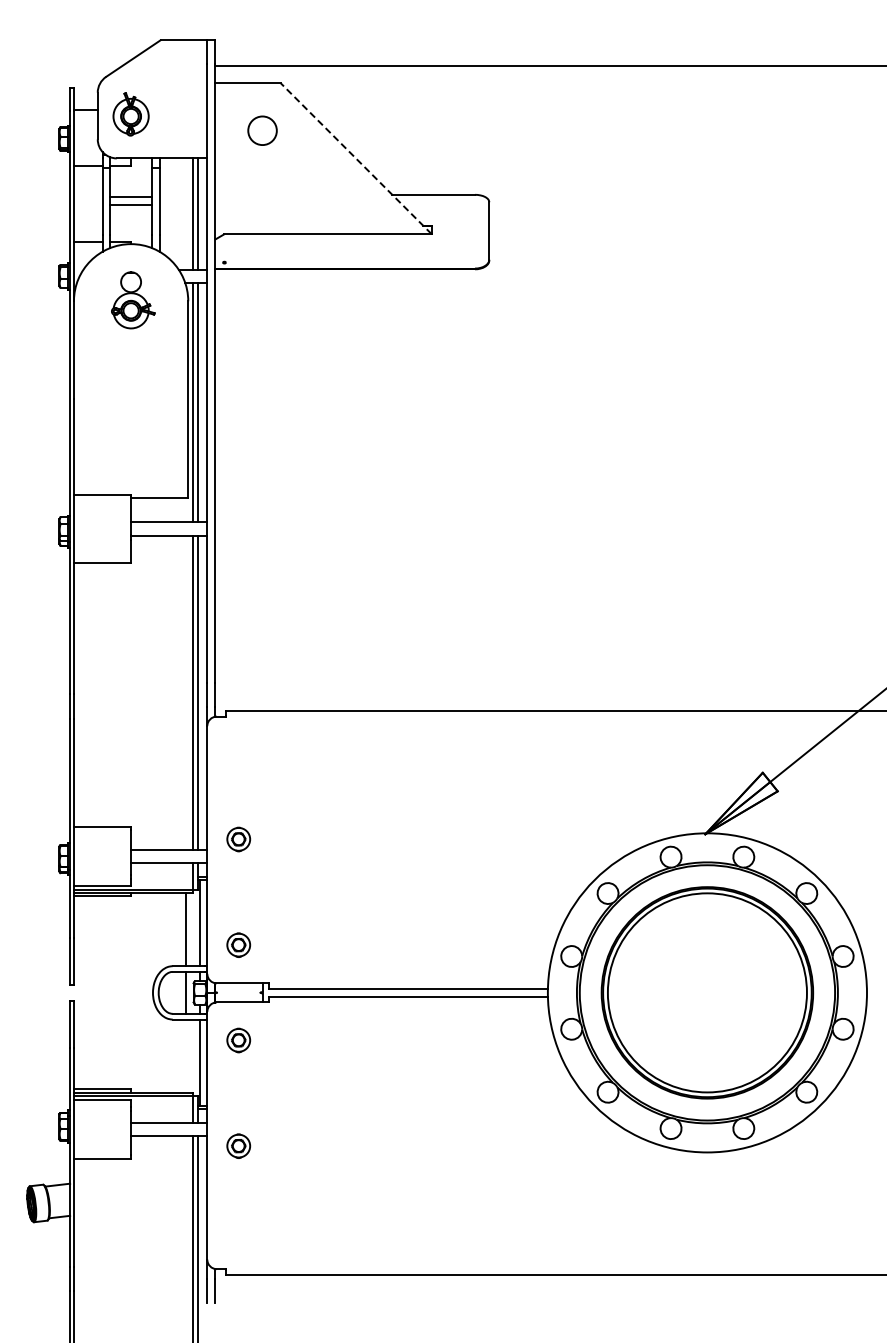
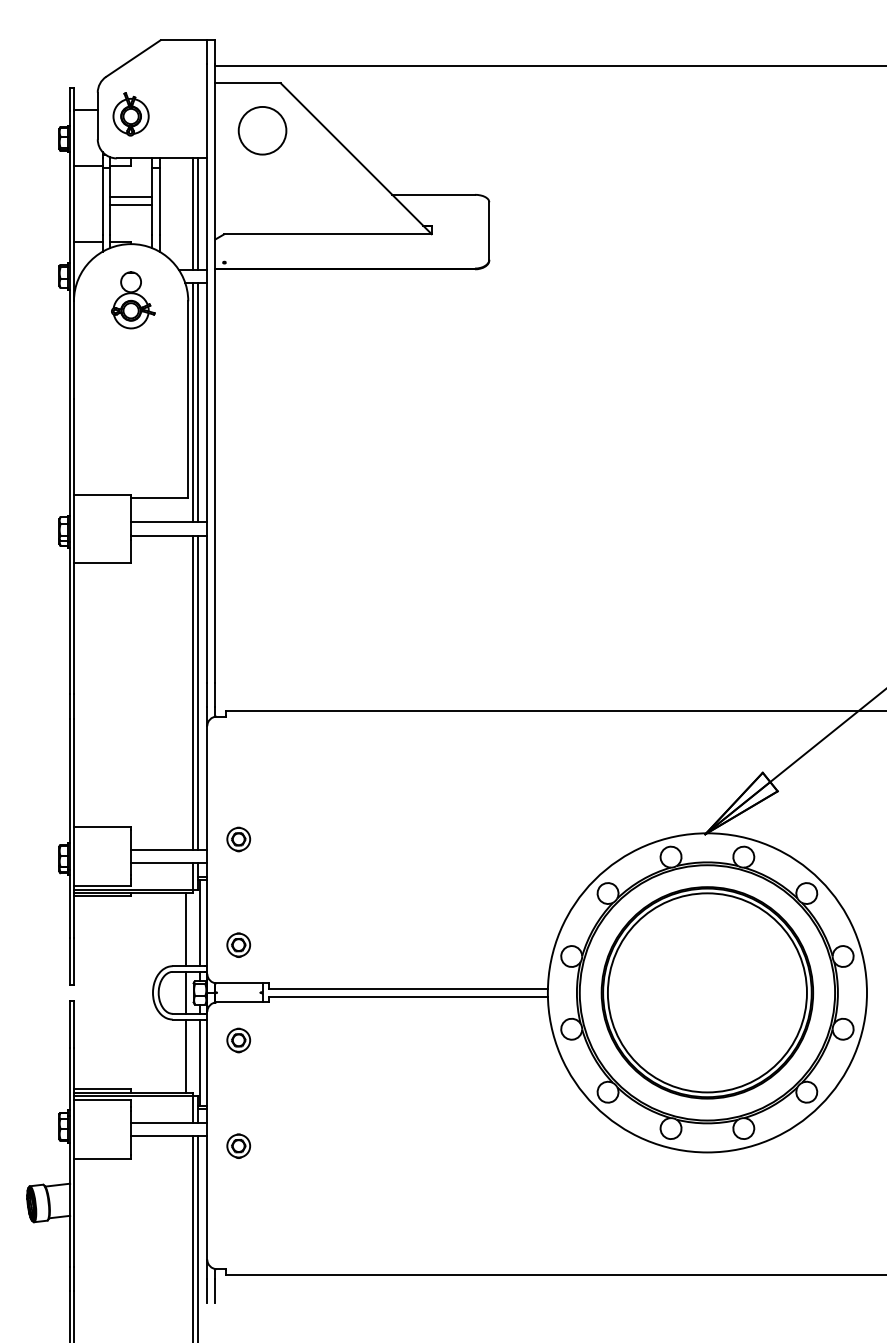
circle diameter: 29 px -> 48 px (262, 130)
line: dashed -> solid (356, 158)
line: none -> present (186, 1055)
